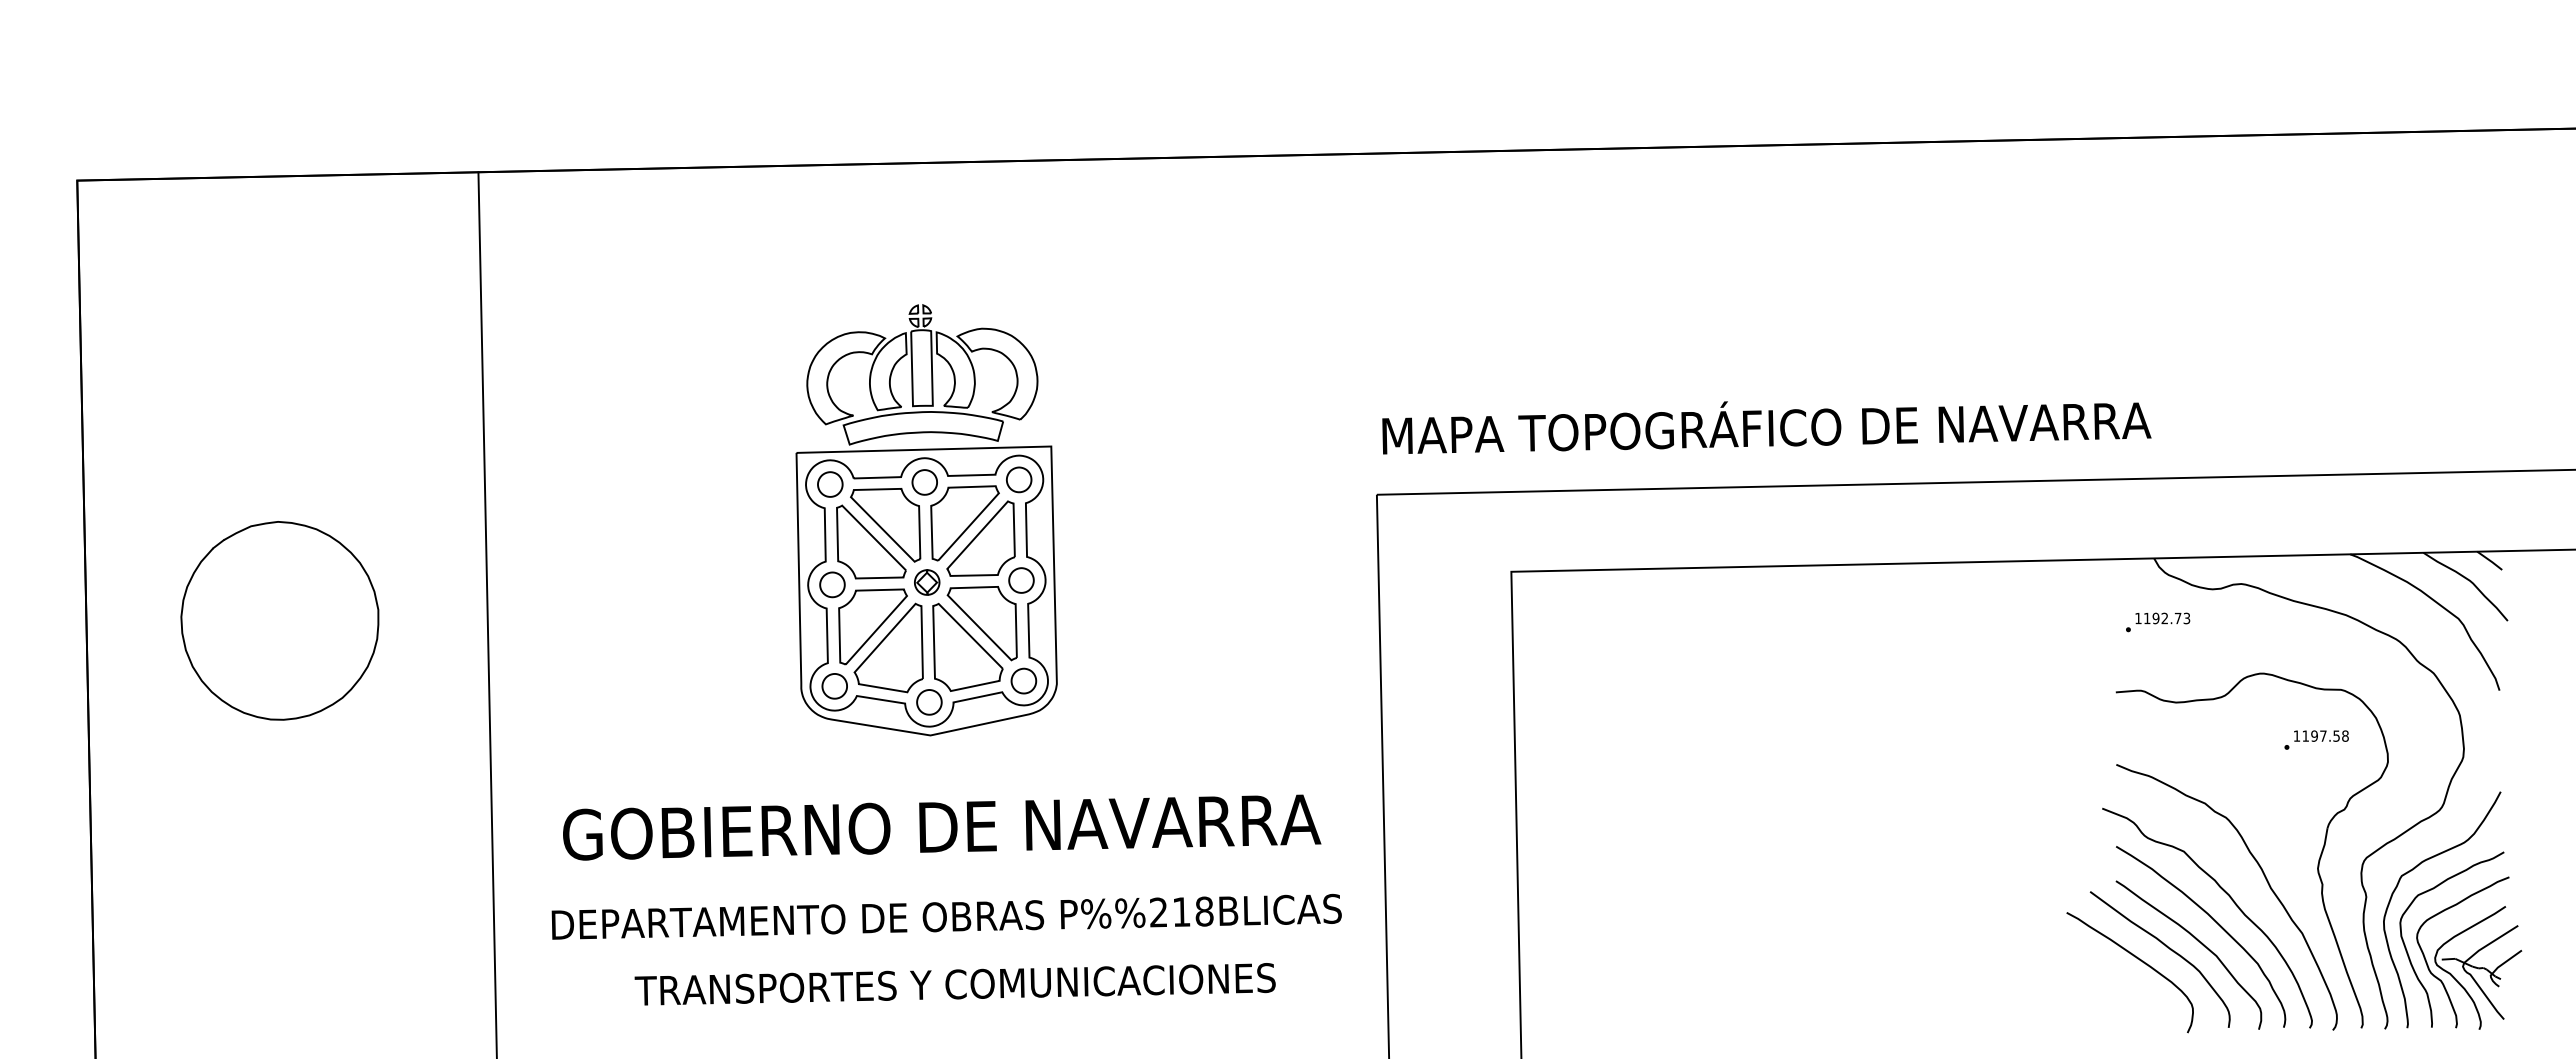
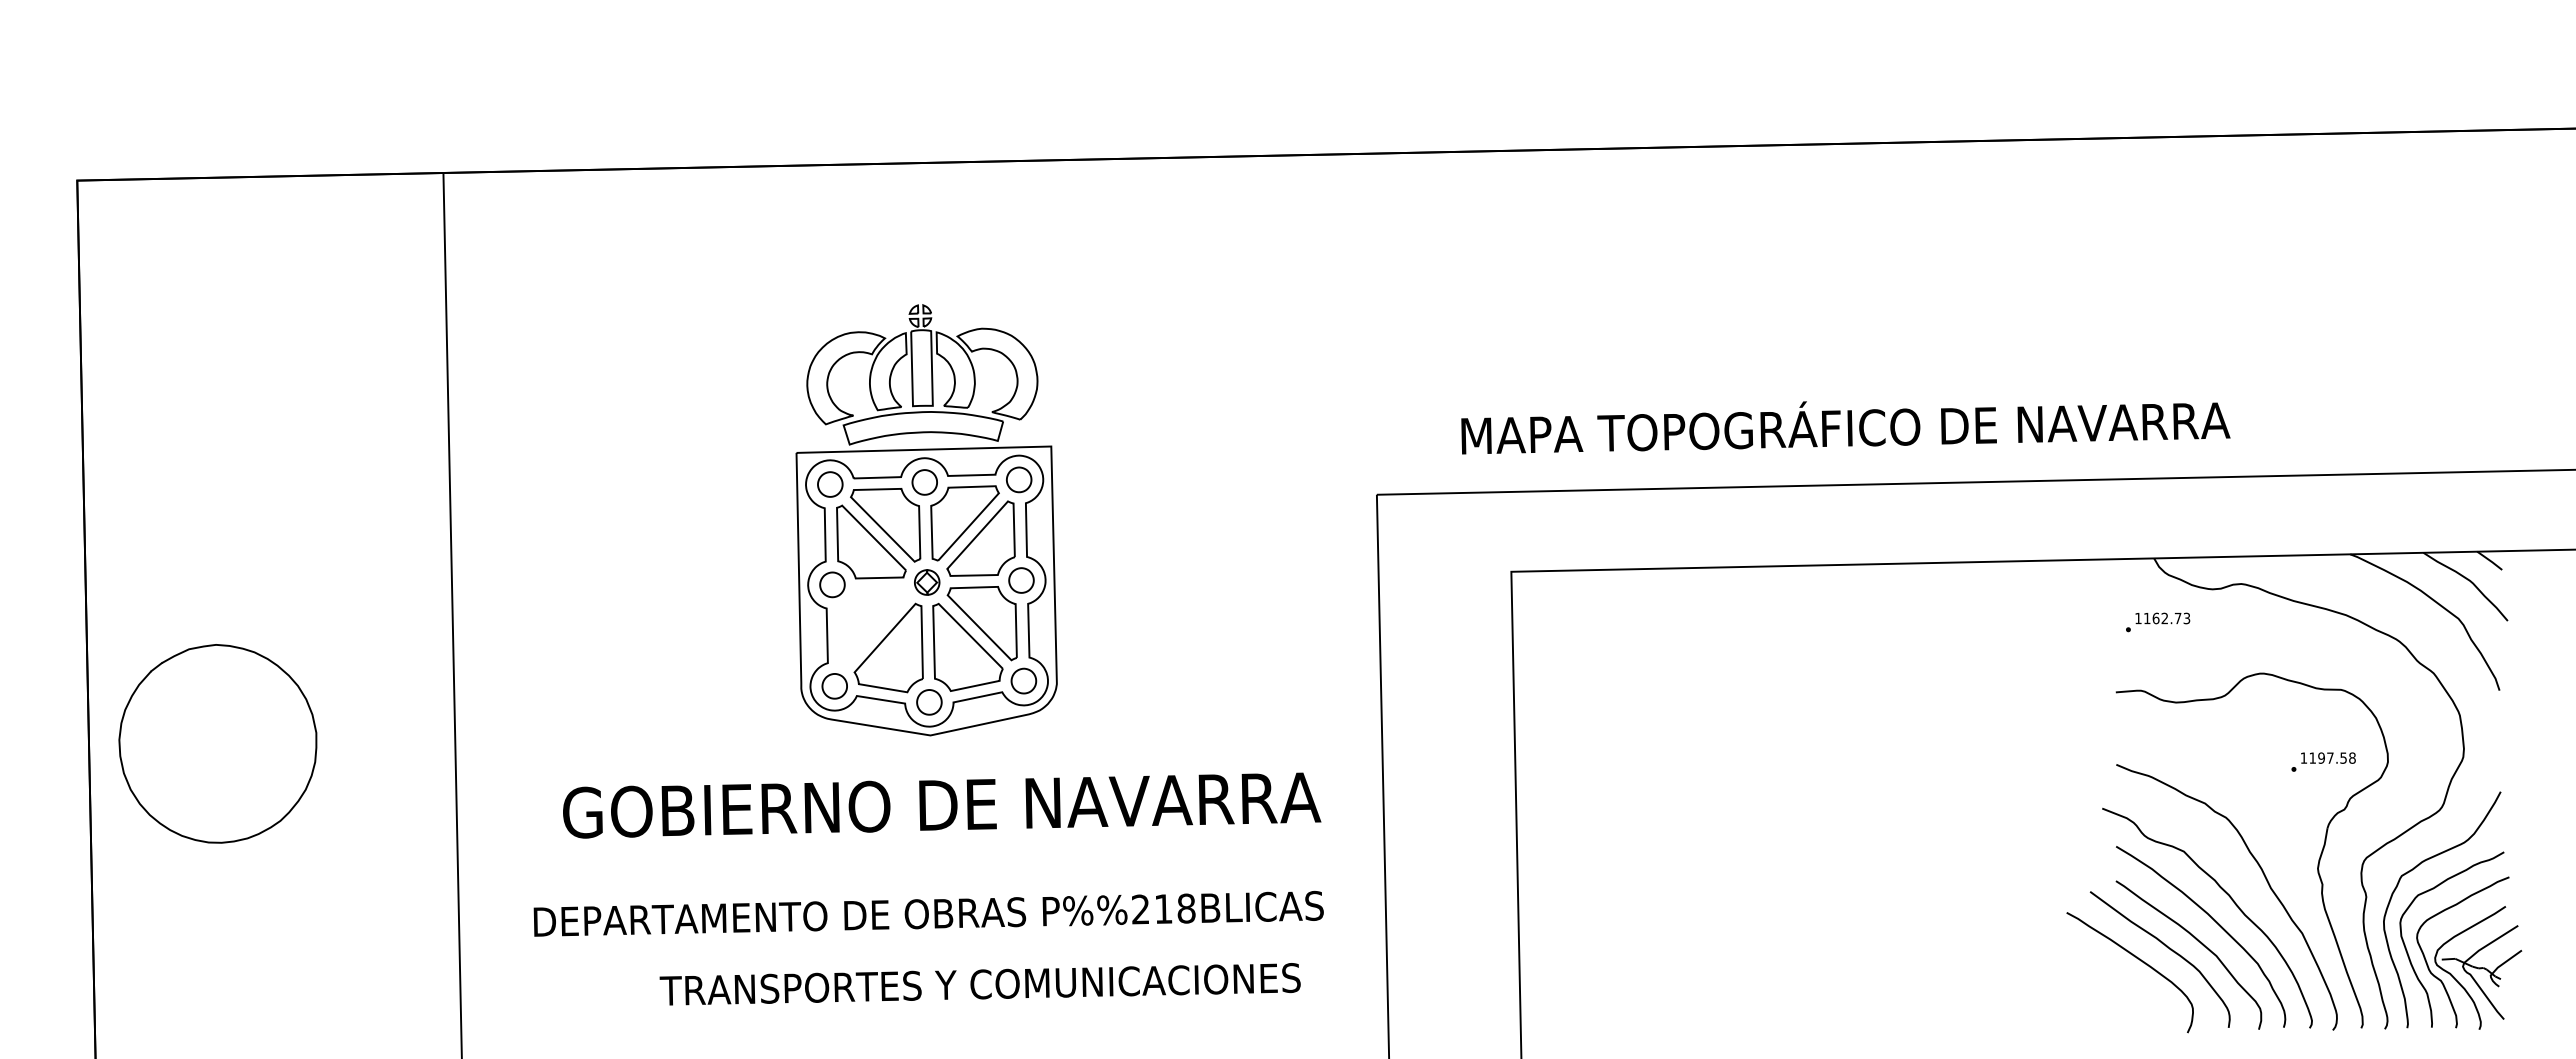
text position: (1766, 427) -> (1845, 427) (1845, 427)
line position: (487, 613) -> (452, 614) (452, 614)
text: 1192.73 -> 1162.73 (2155, 618)
part position: (279, 620) -> (217, 743) (217, 743)
part: present -> none (872, 626)
text position: (2316, 739) -> (2323, 761) (2323, 761)
text position: (942, 827) -> (942, 805) (942, 805)
text position: (946, 916) -> (928, 913) (928, 913)
text position: (954, 984) -> (979, 984) (979, 984)
